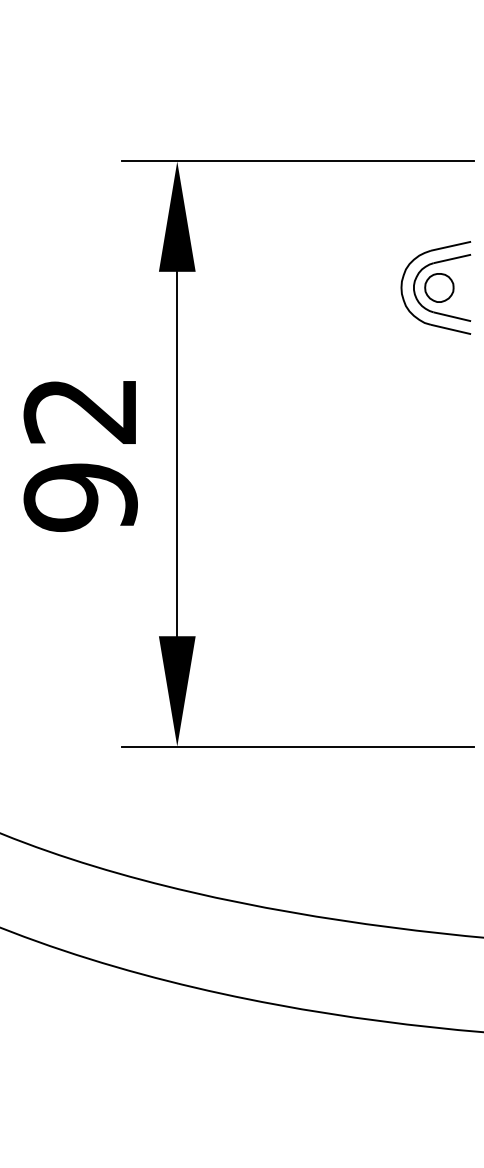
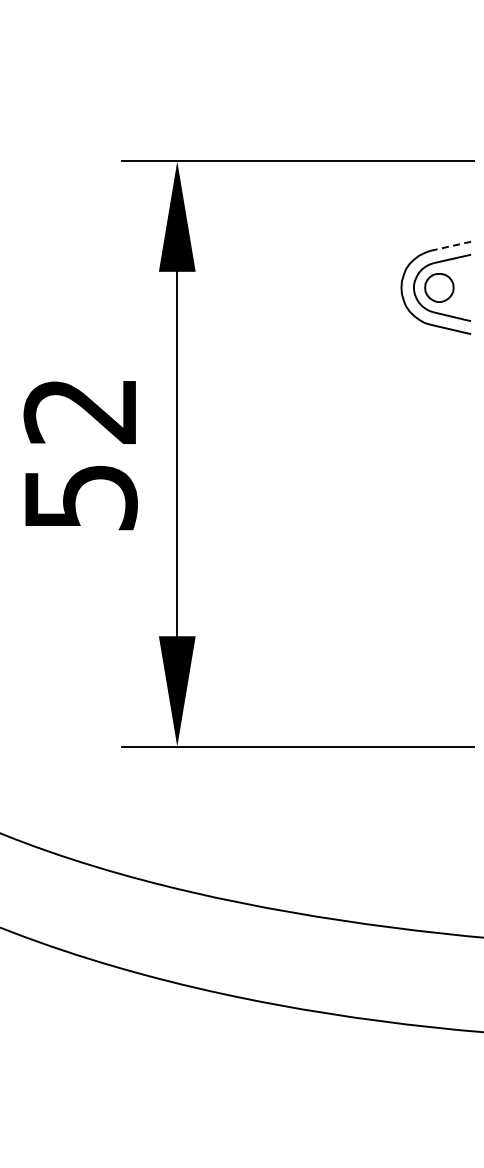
line: solid -> dashed (450, 246)
text: 92 -> 52 (80, 497)
